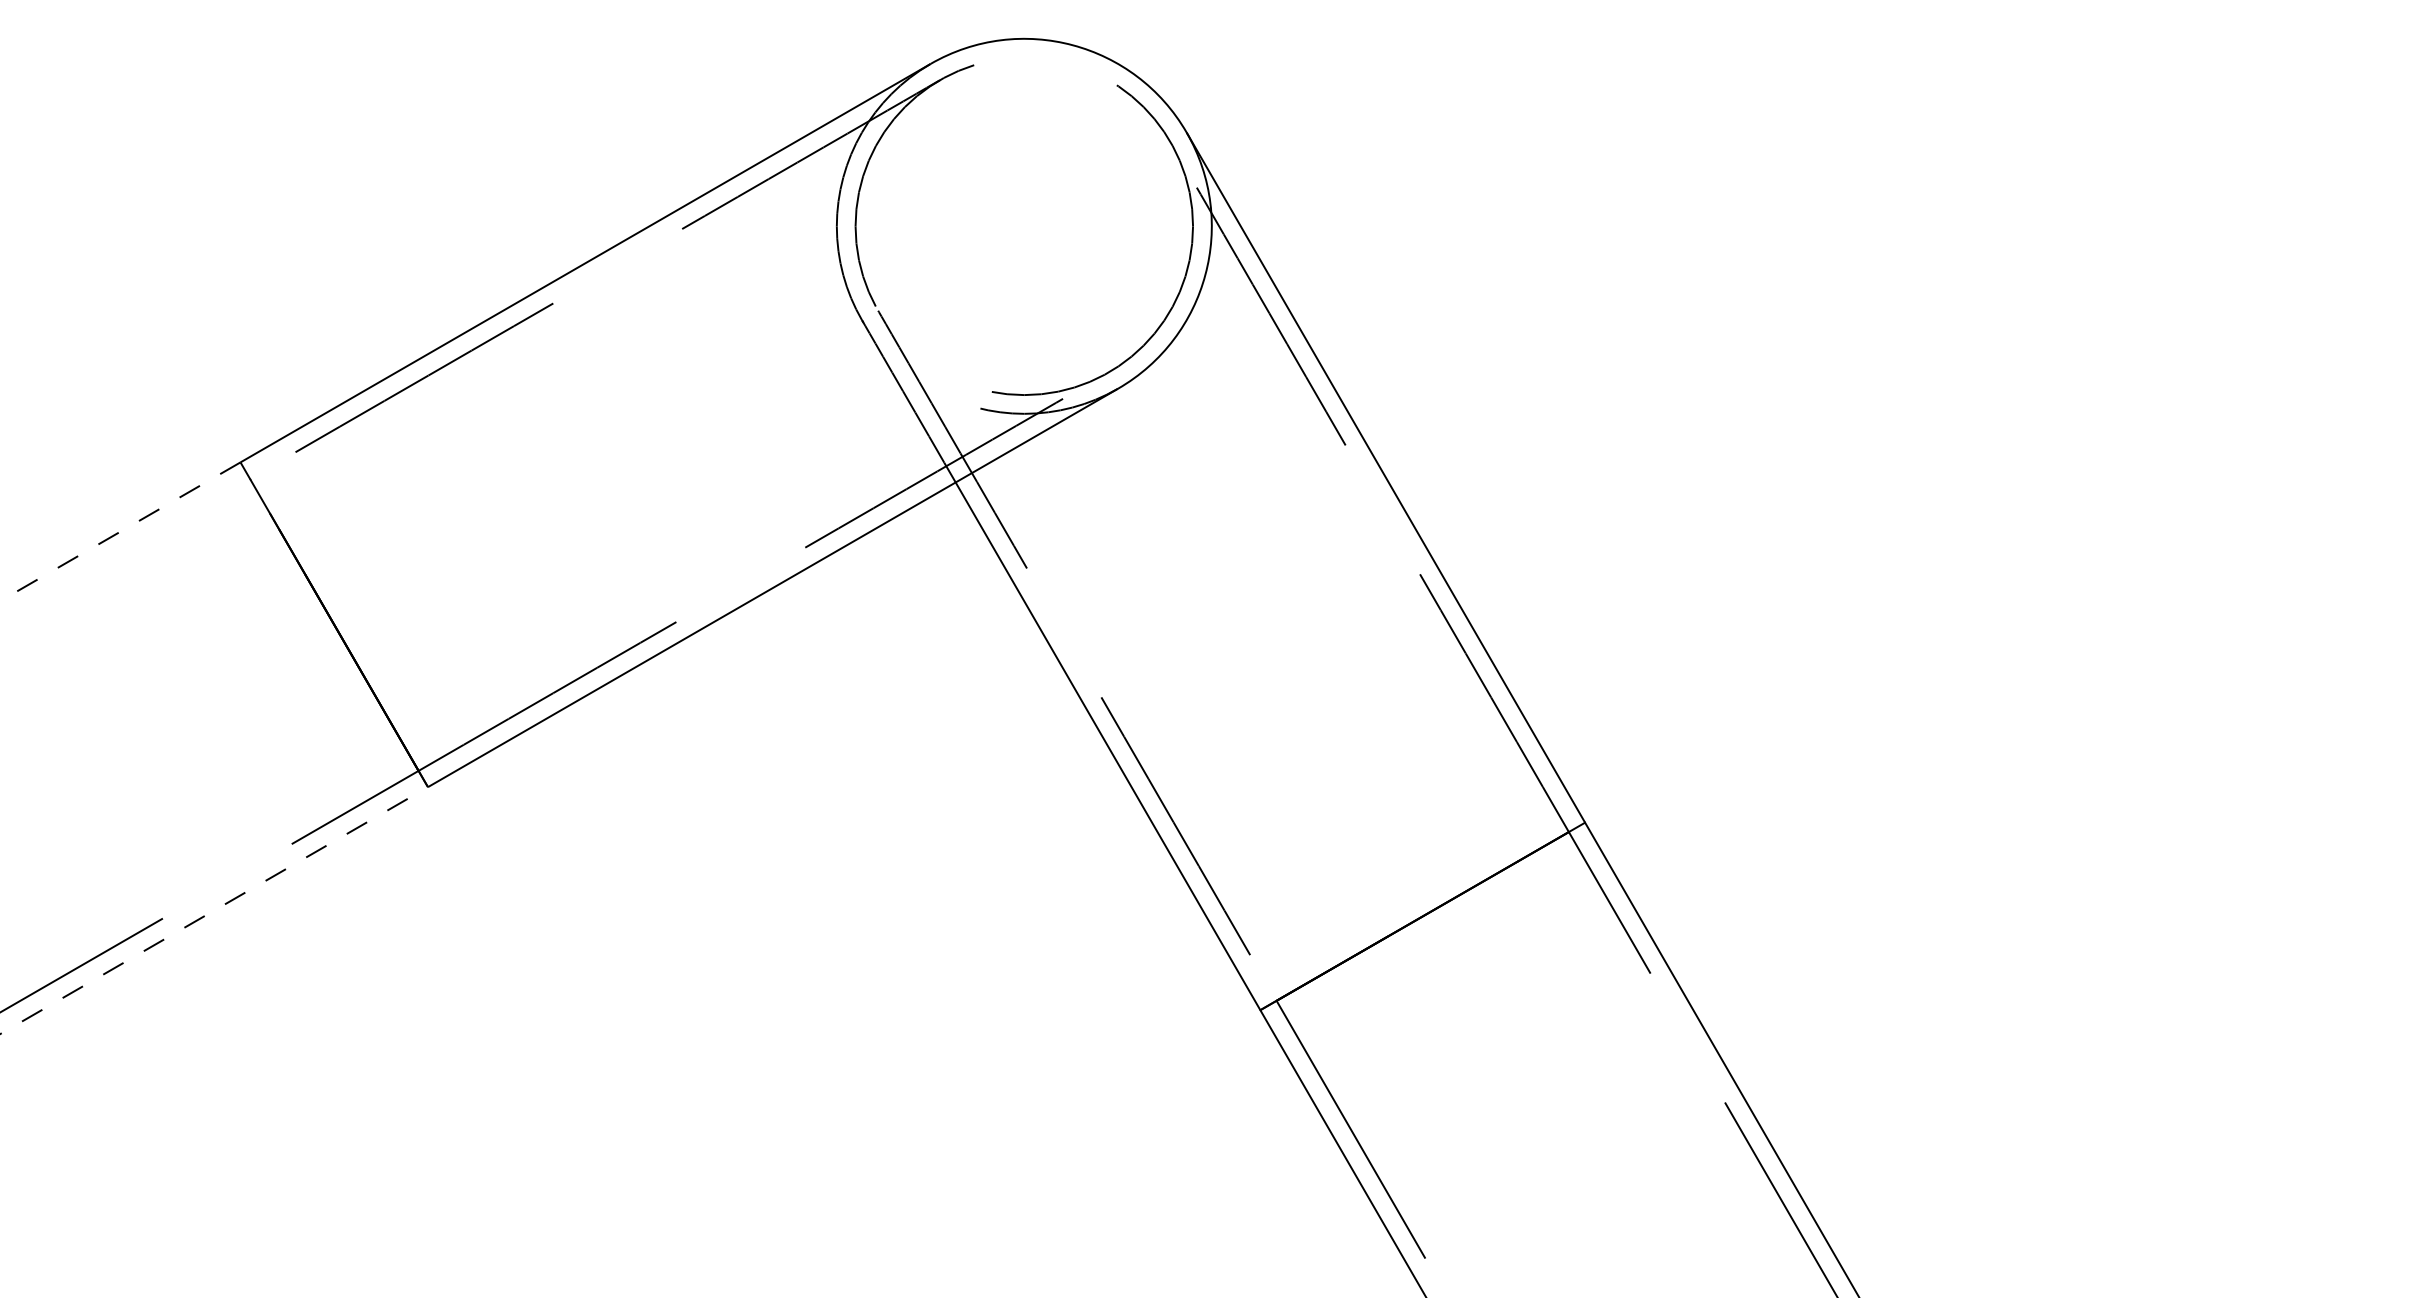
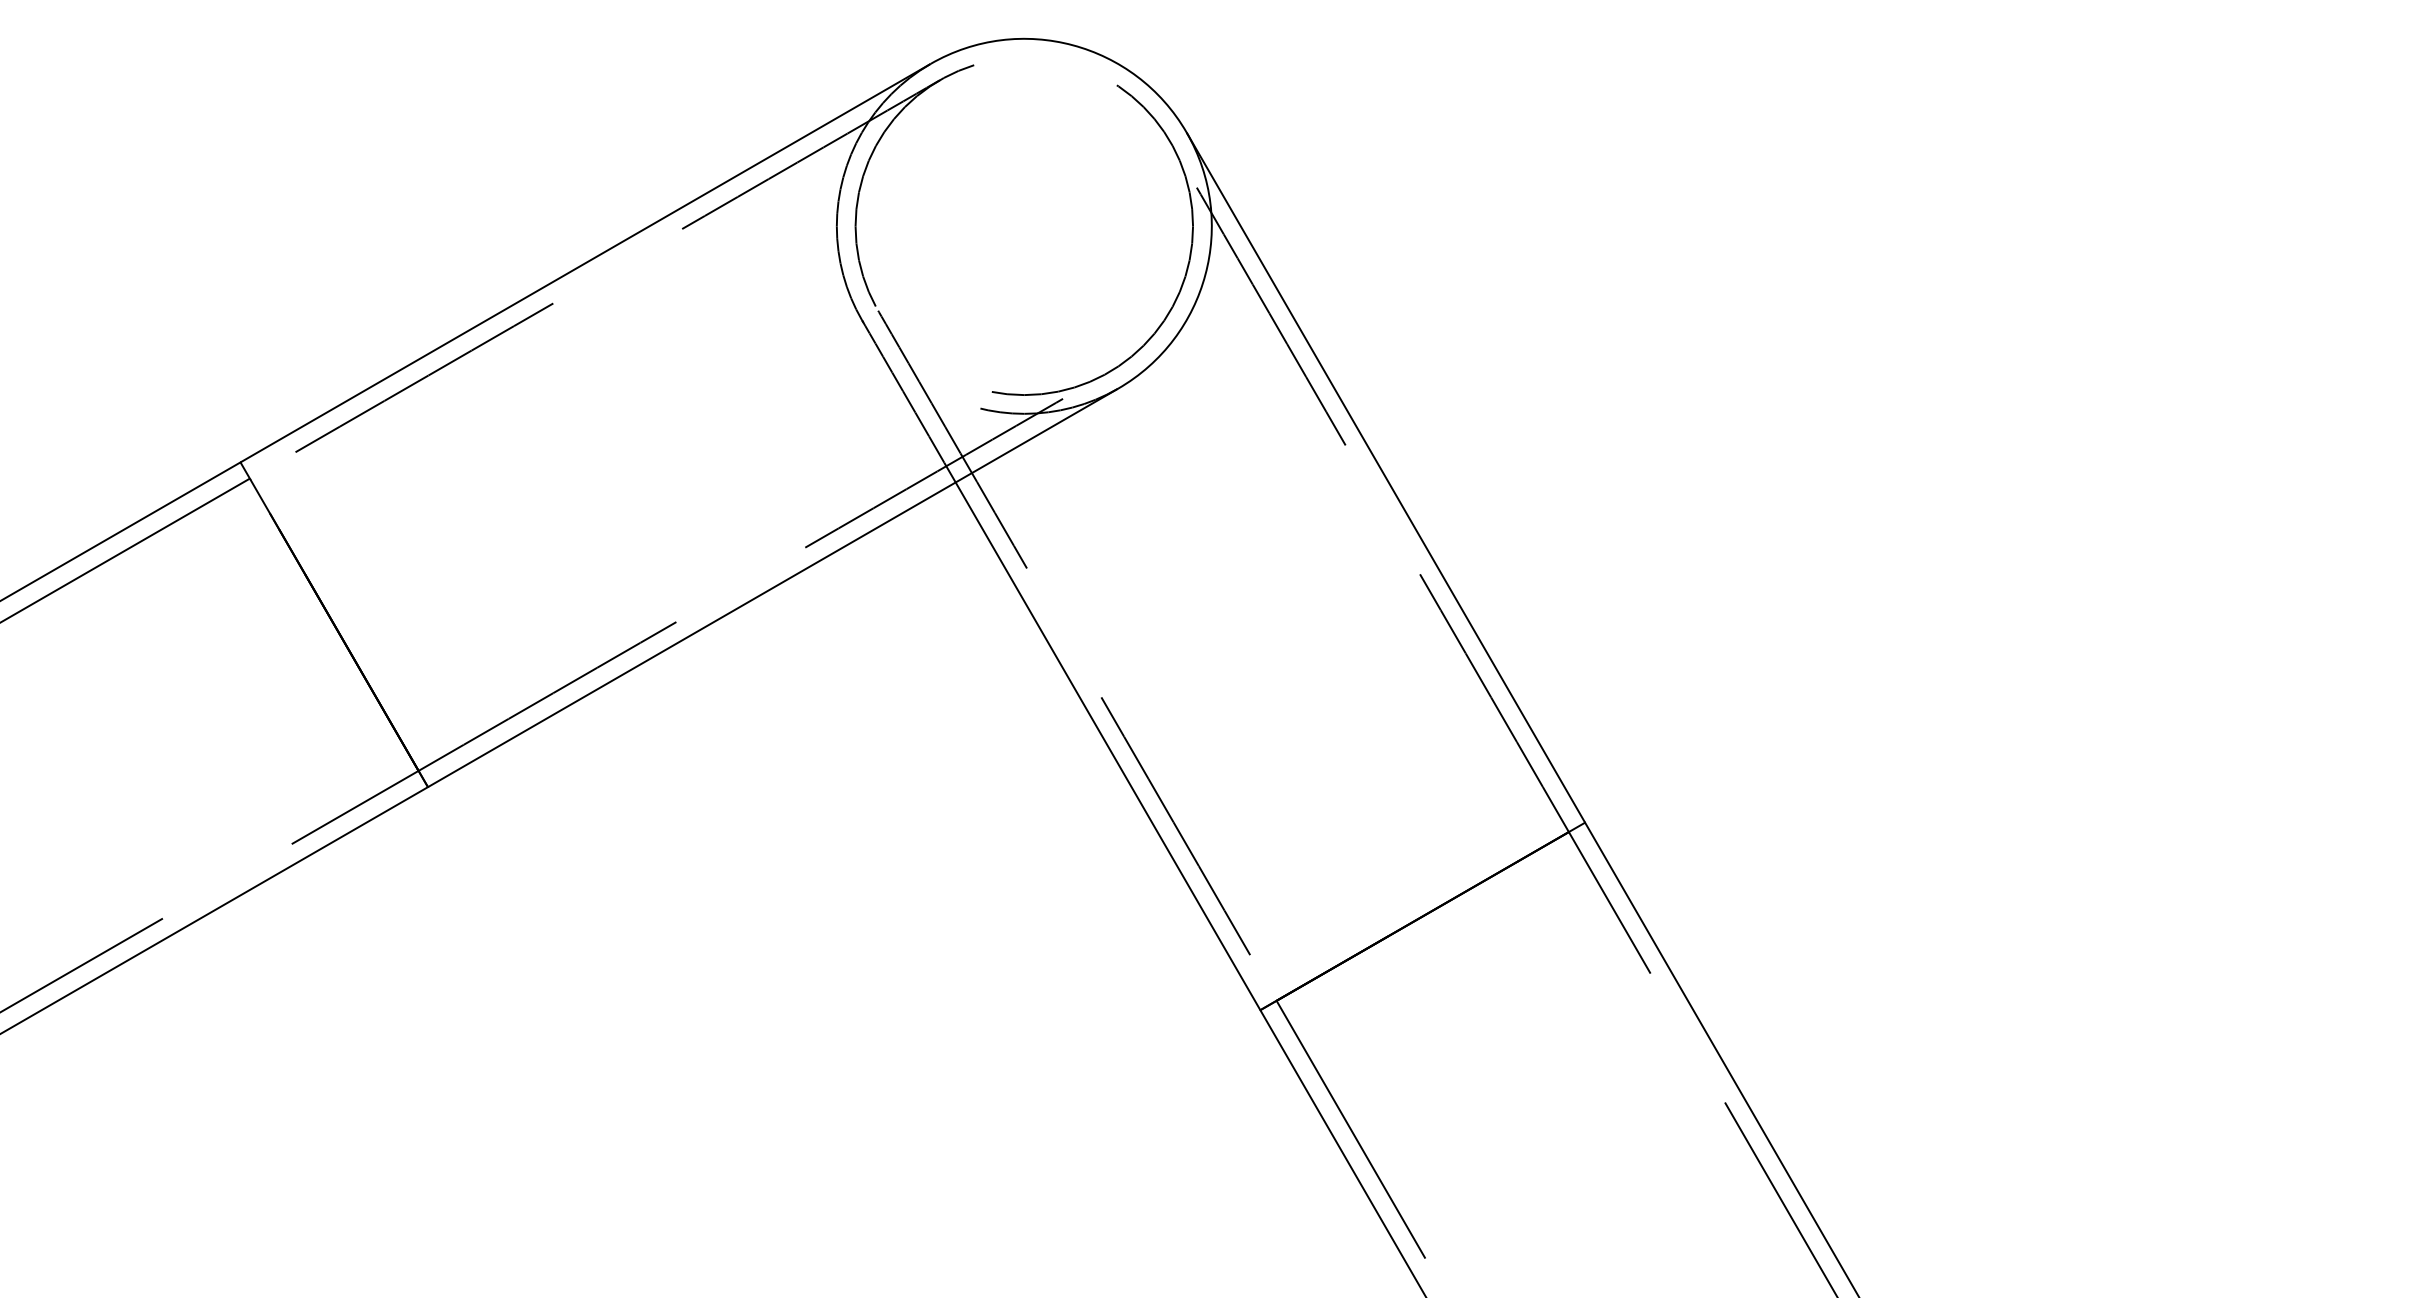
line: dashed -> solid (119, 531)
line: none -> present (125, 549)
line: dashed -> solid (214, 910)
